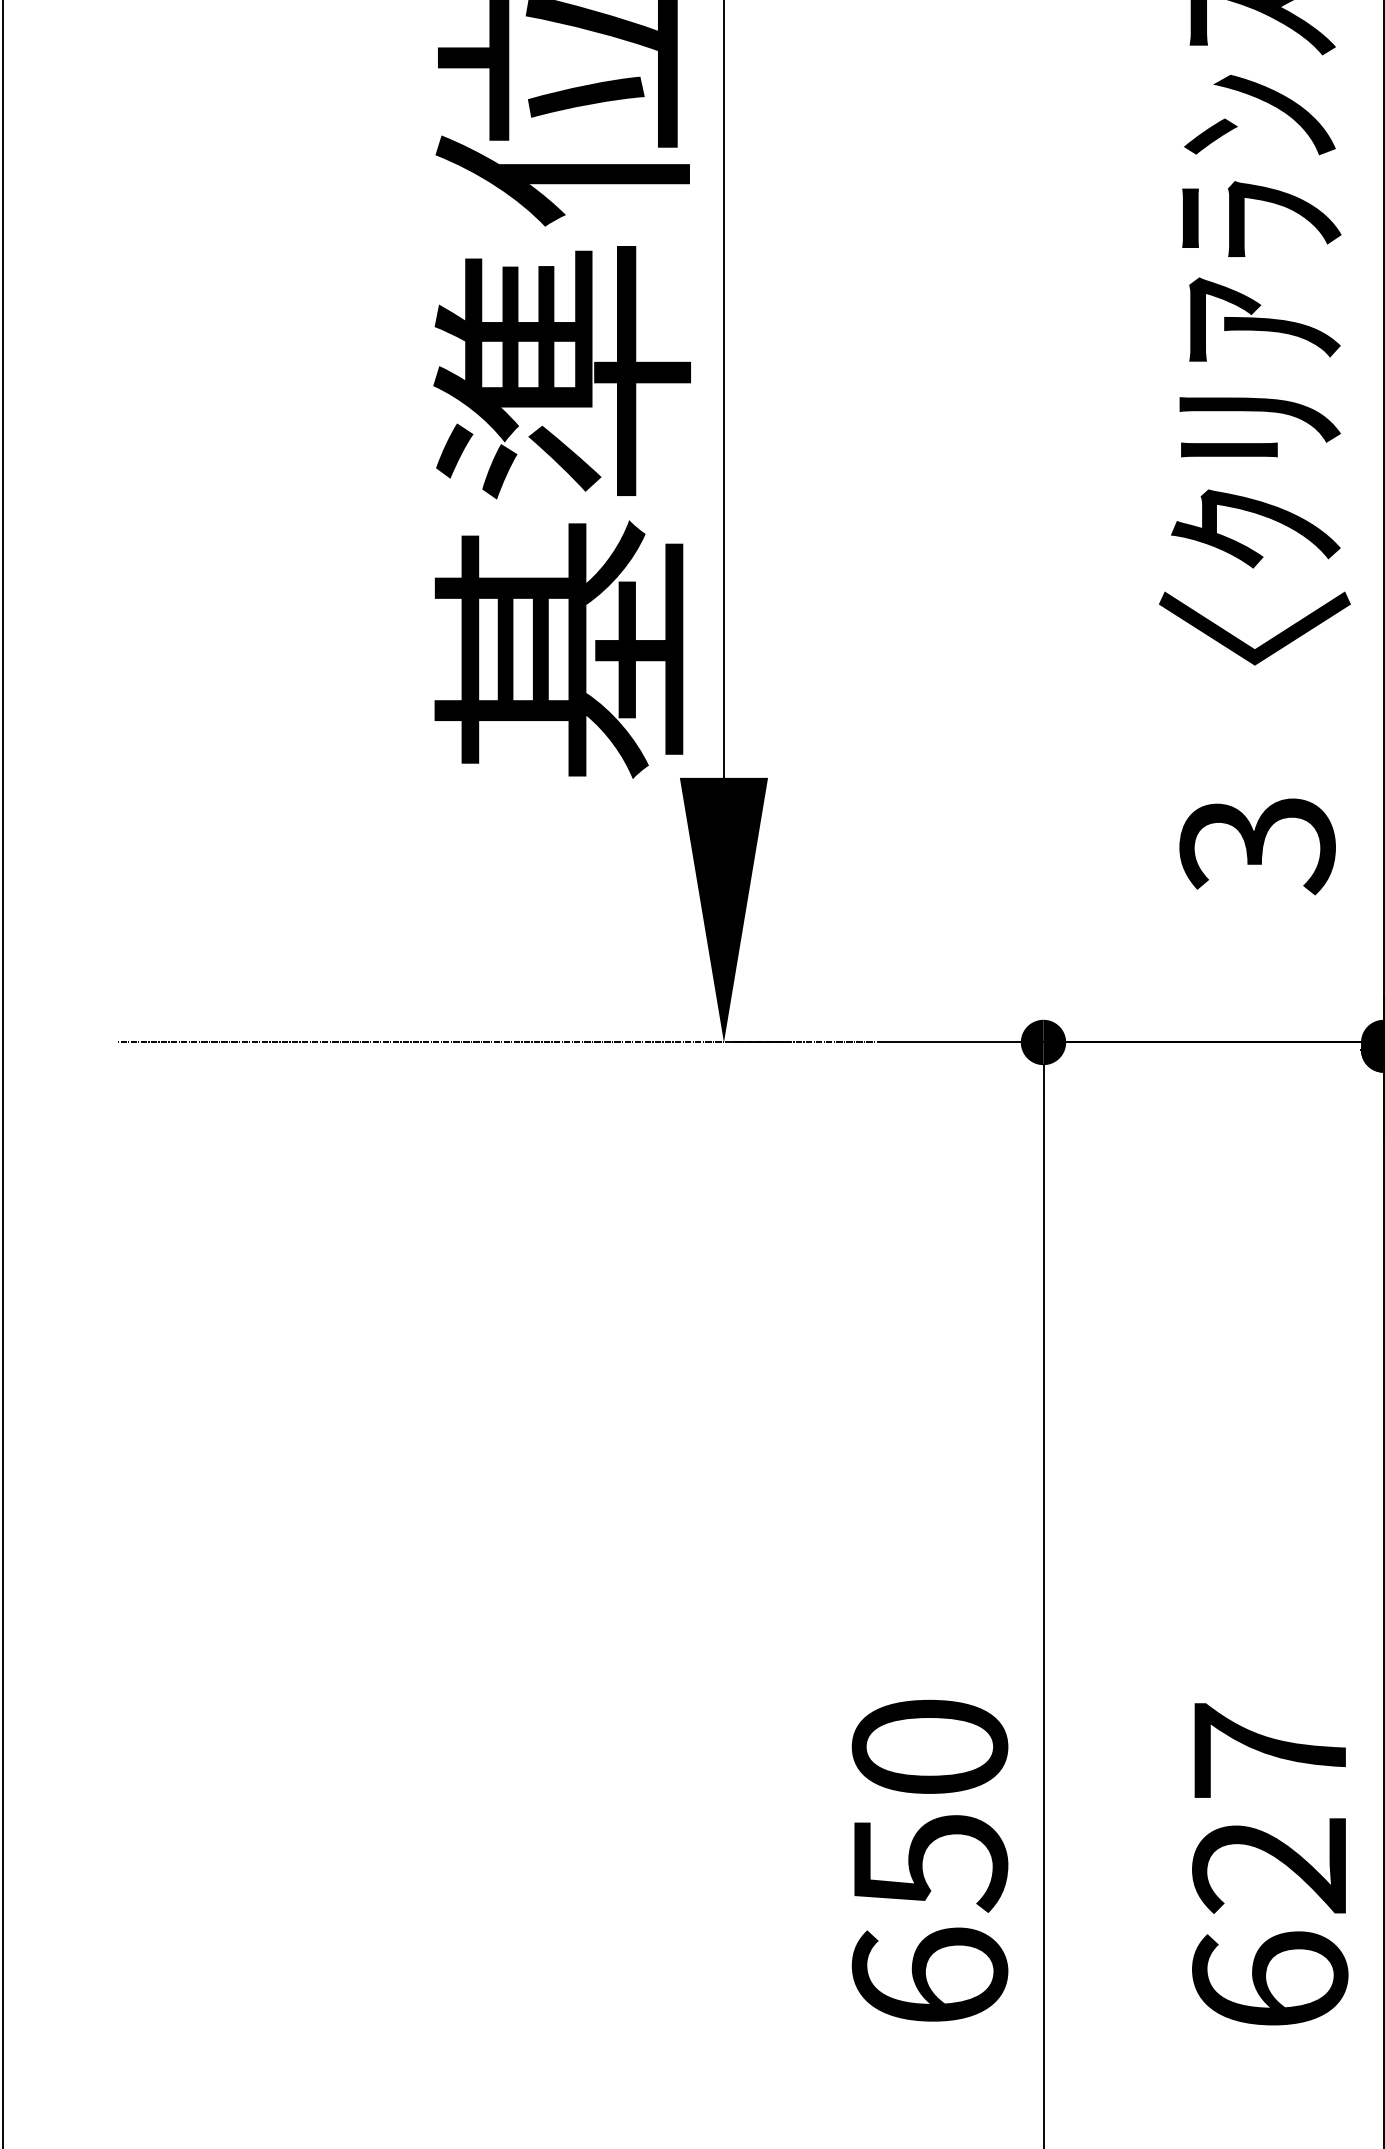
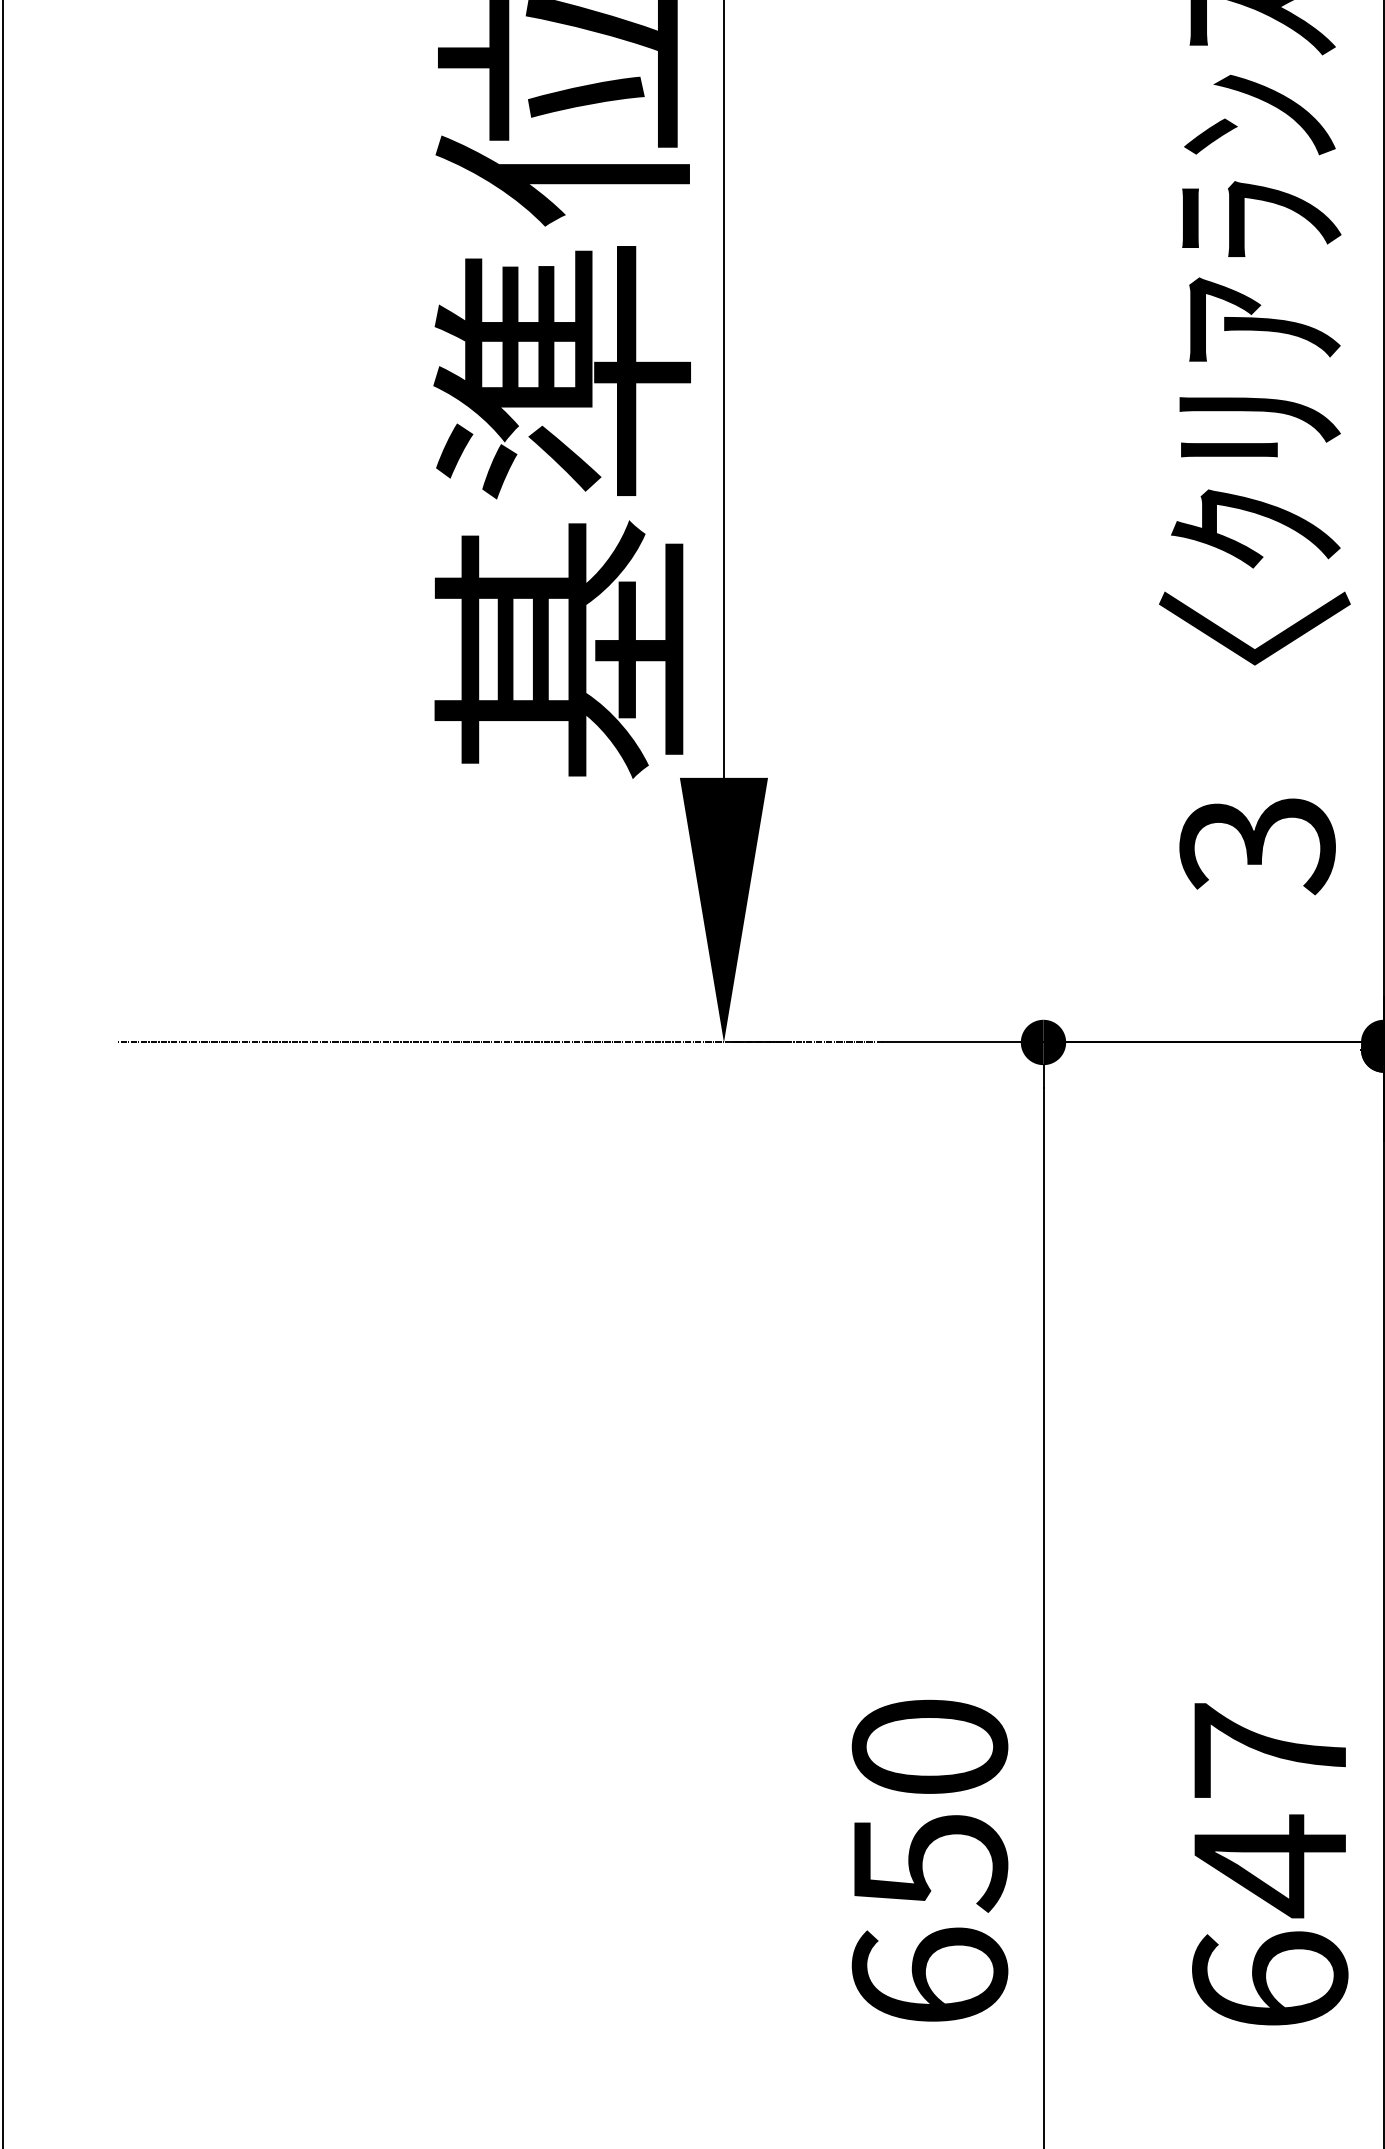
text: 627 -> 647 (1268, 1866)
